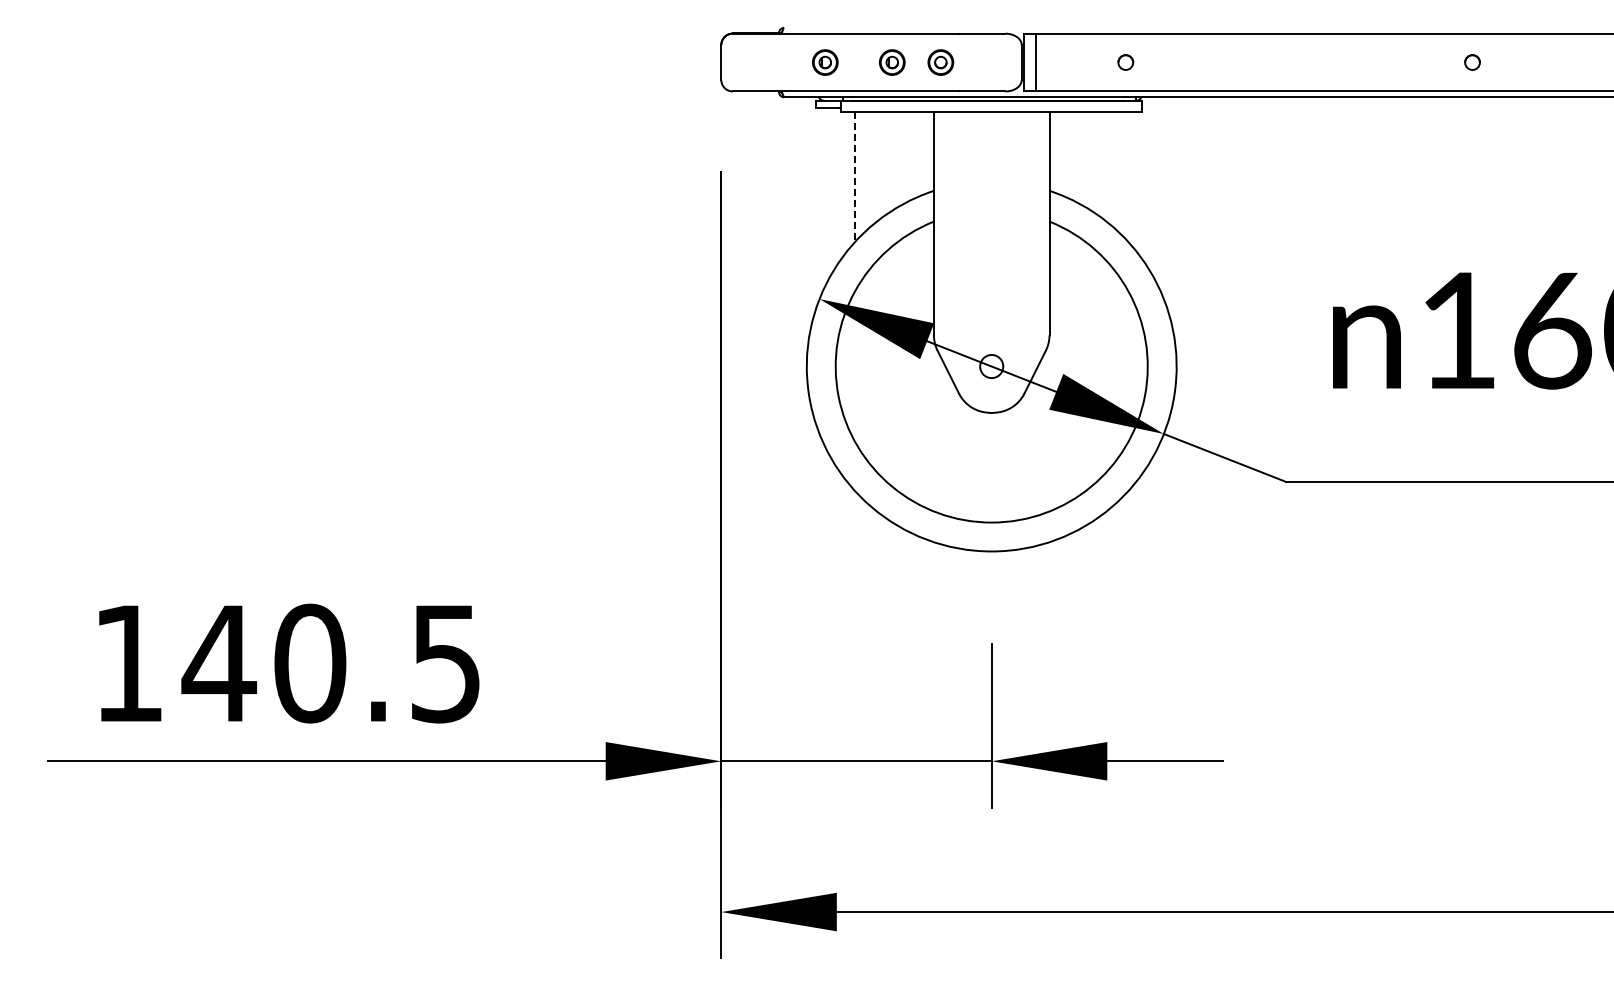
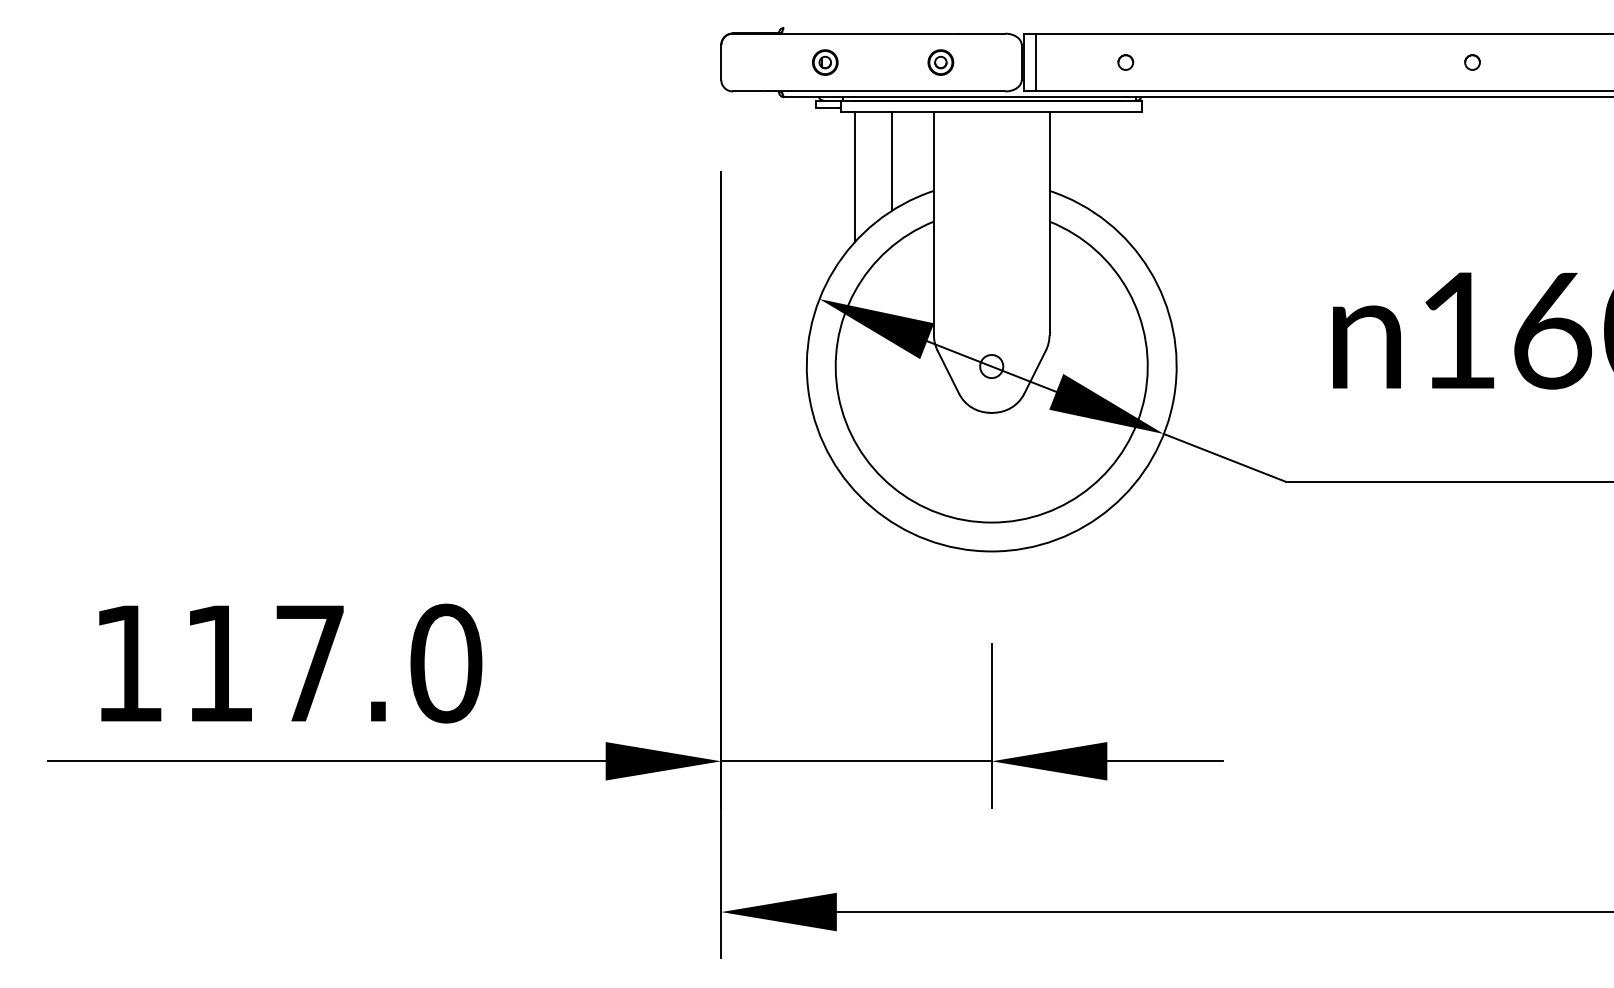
part: present -> none (892, 62)
line: none -> present (892, 161)
line: dashed -> solid (855, 176)
text: 140.5 -> 117.0 (331, 663)
